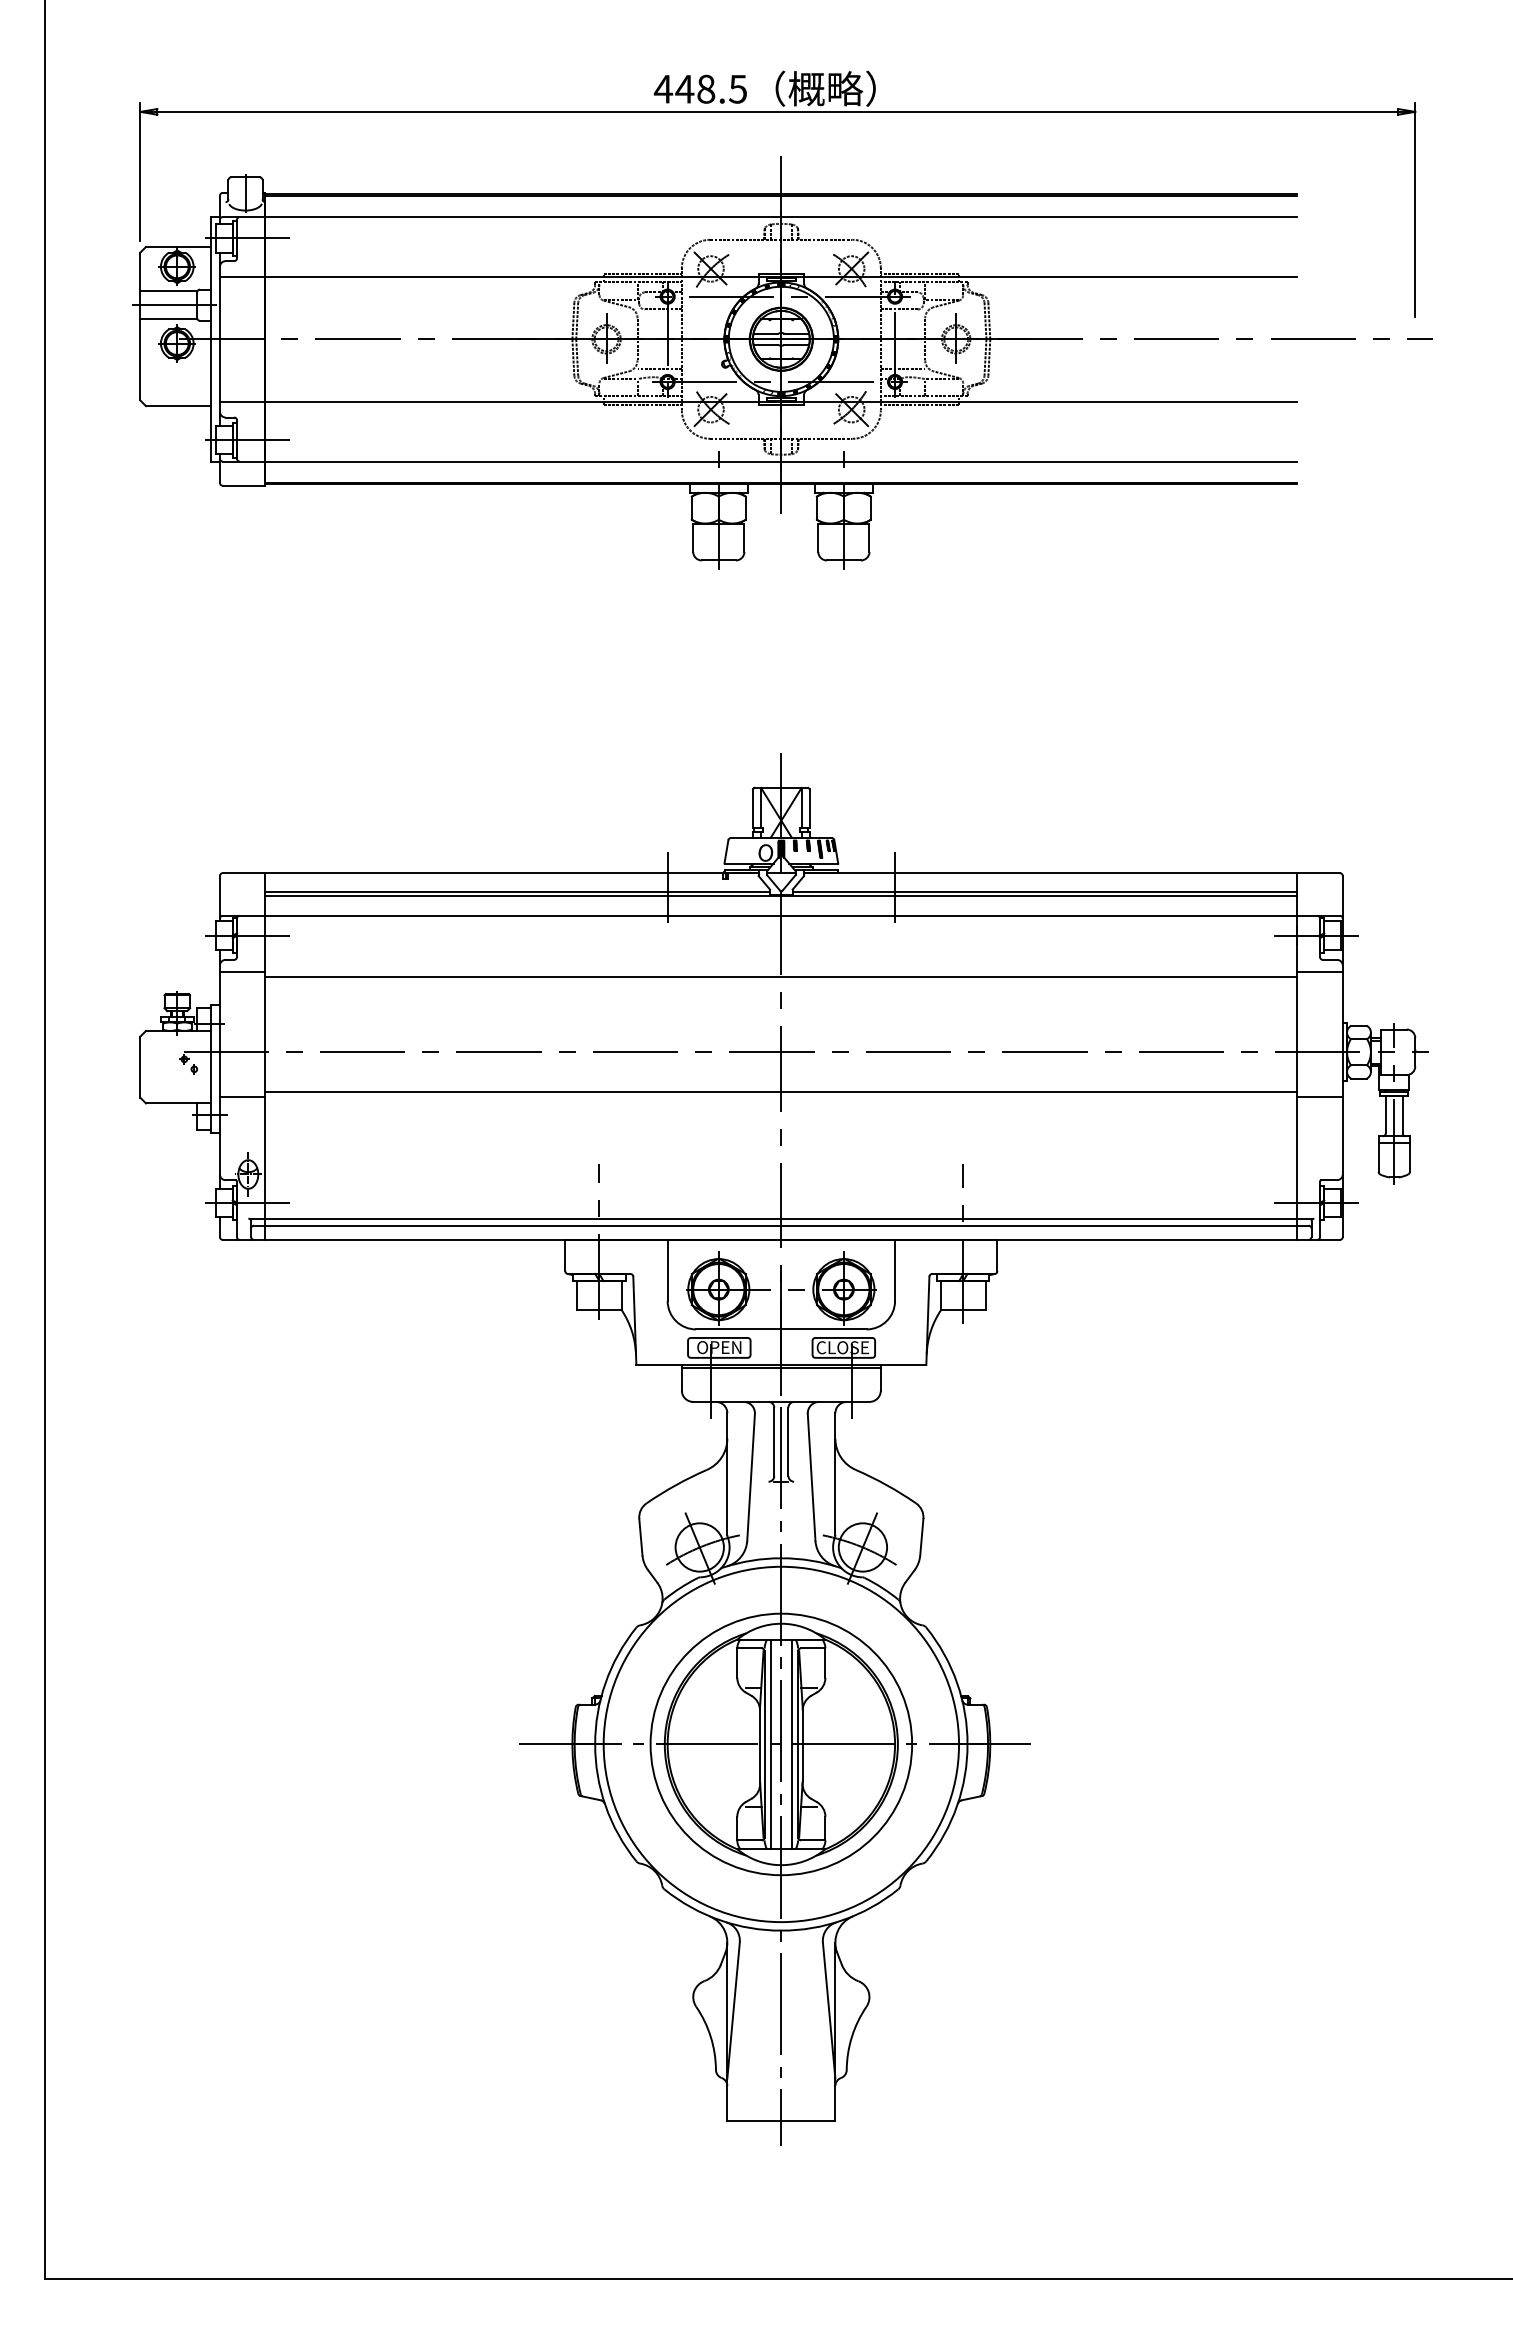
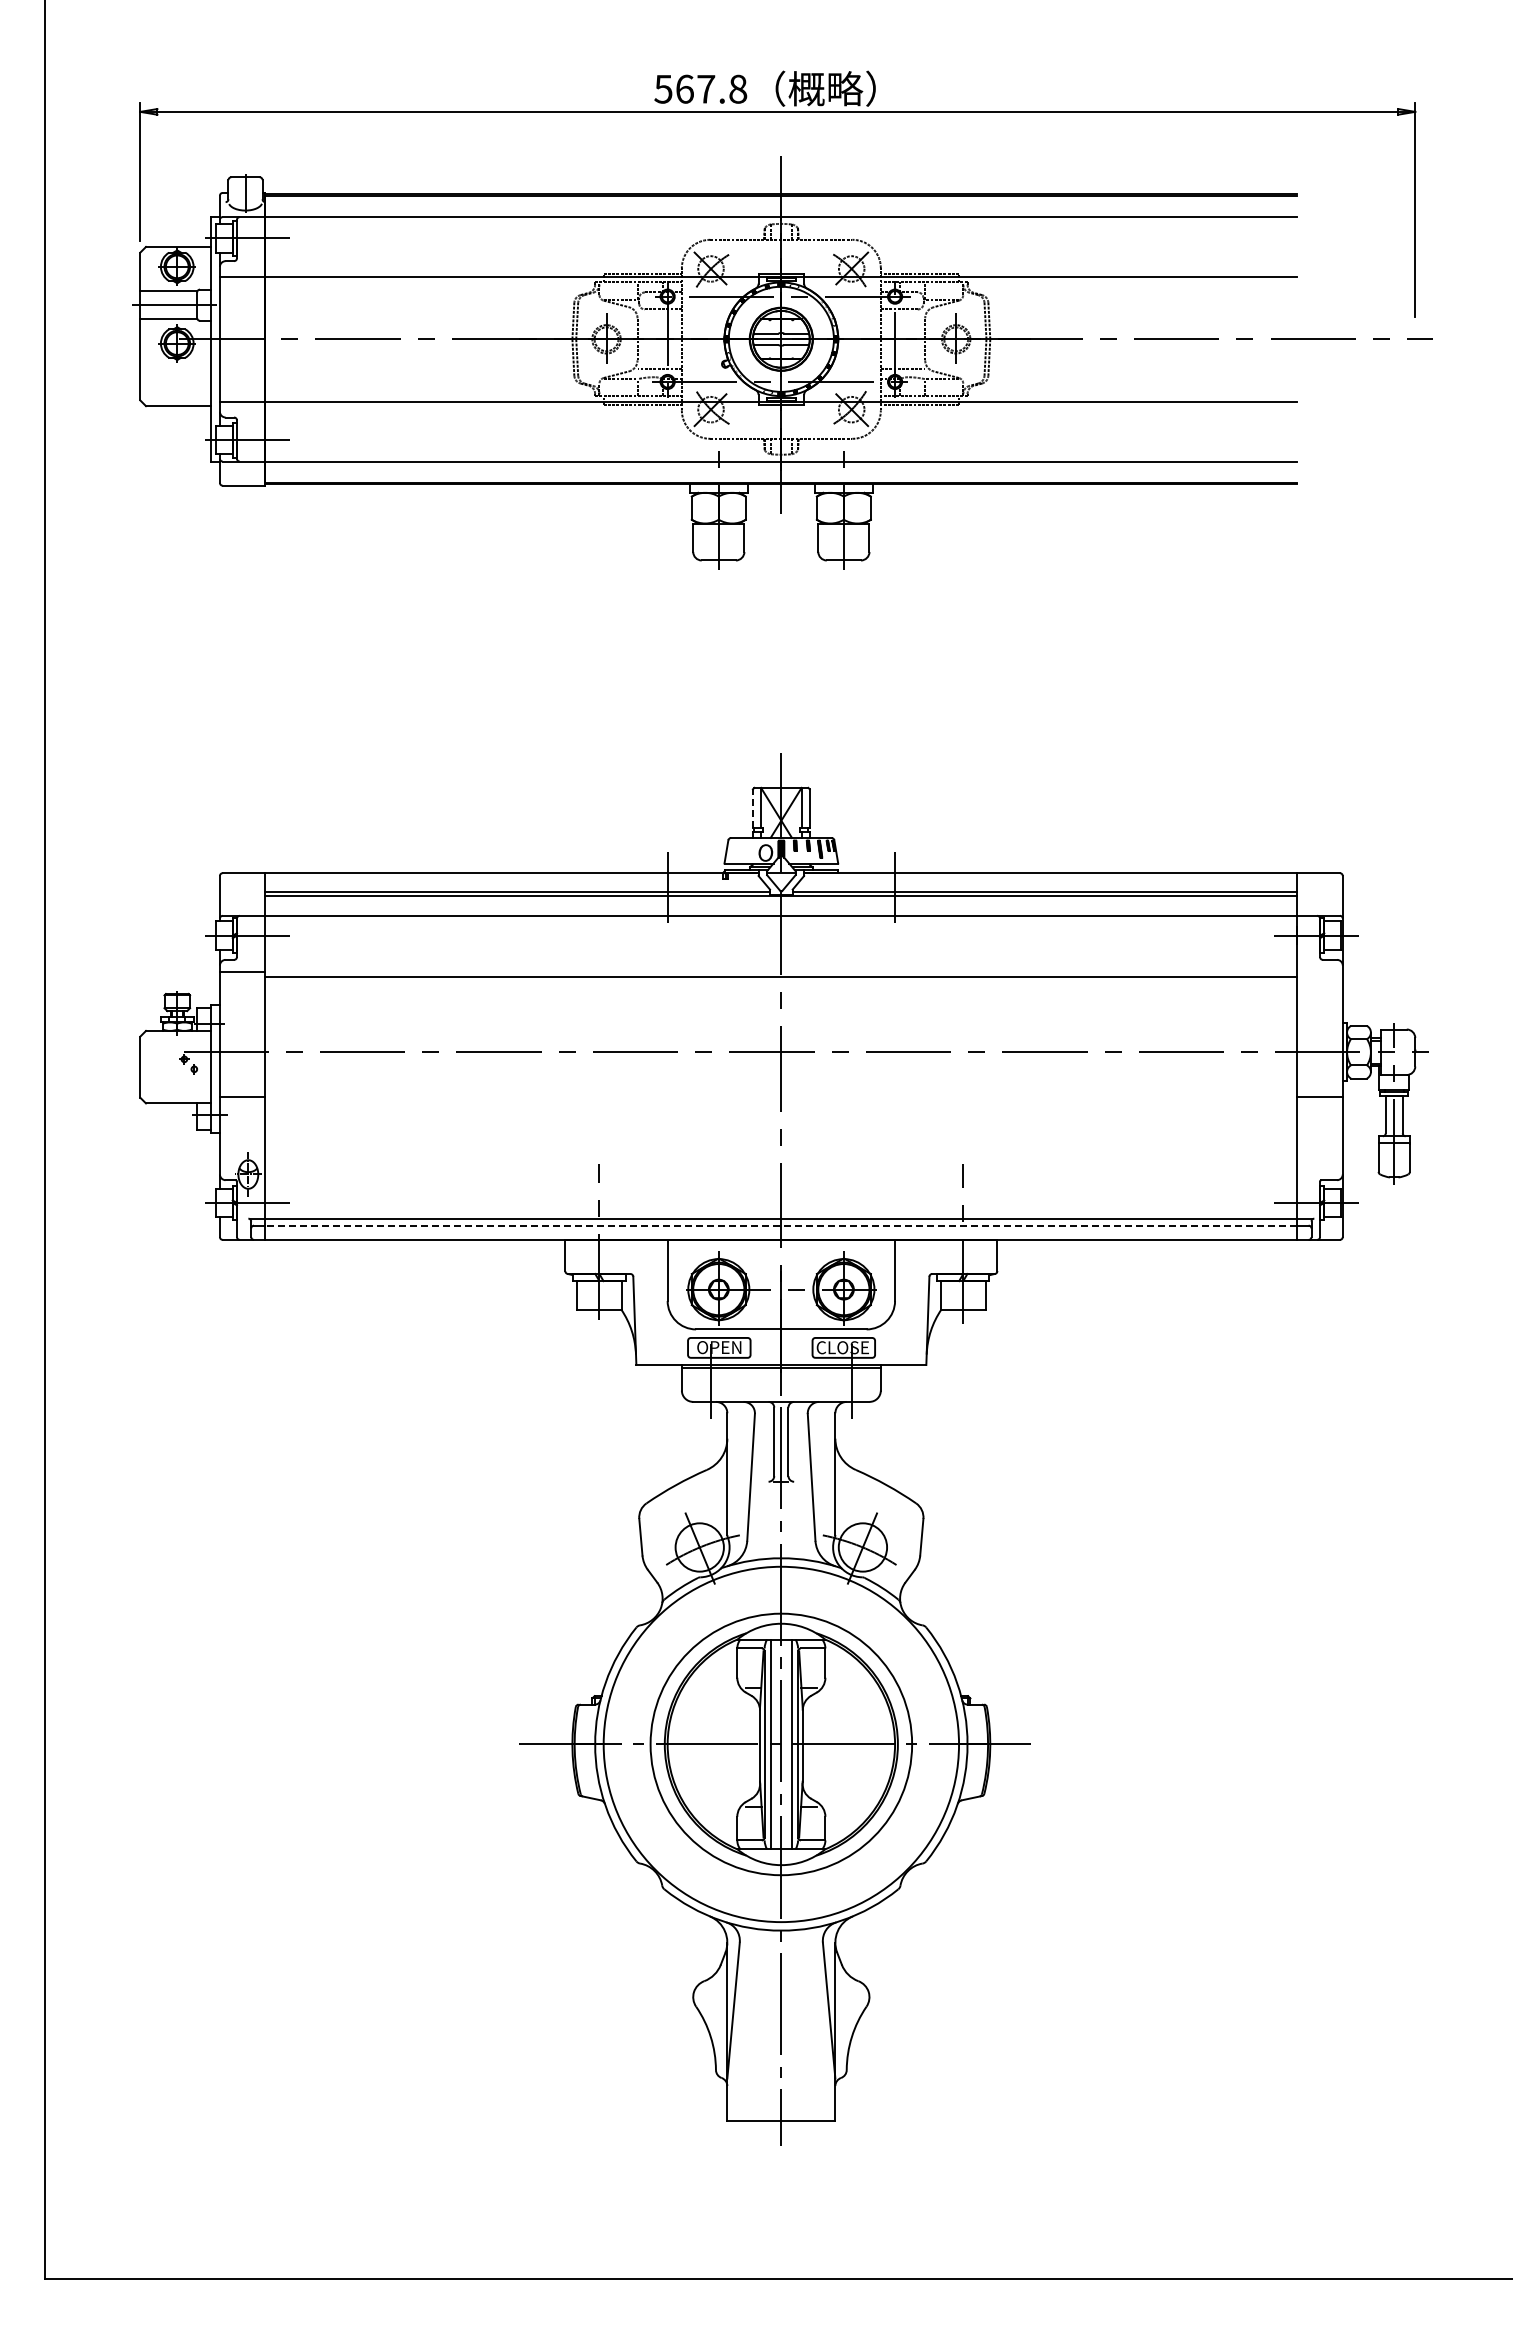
text: 448.5 -> 567.8 (700, 88)
line: solid -> dashed (752, 808)
line: present -> none (1319, 971)
line: present -> none (781, 1092)
line: solid -> dashed (781, 1225)
